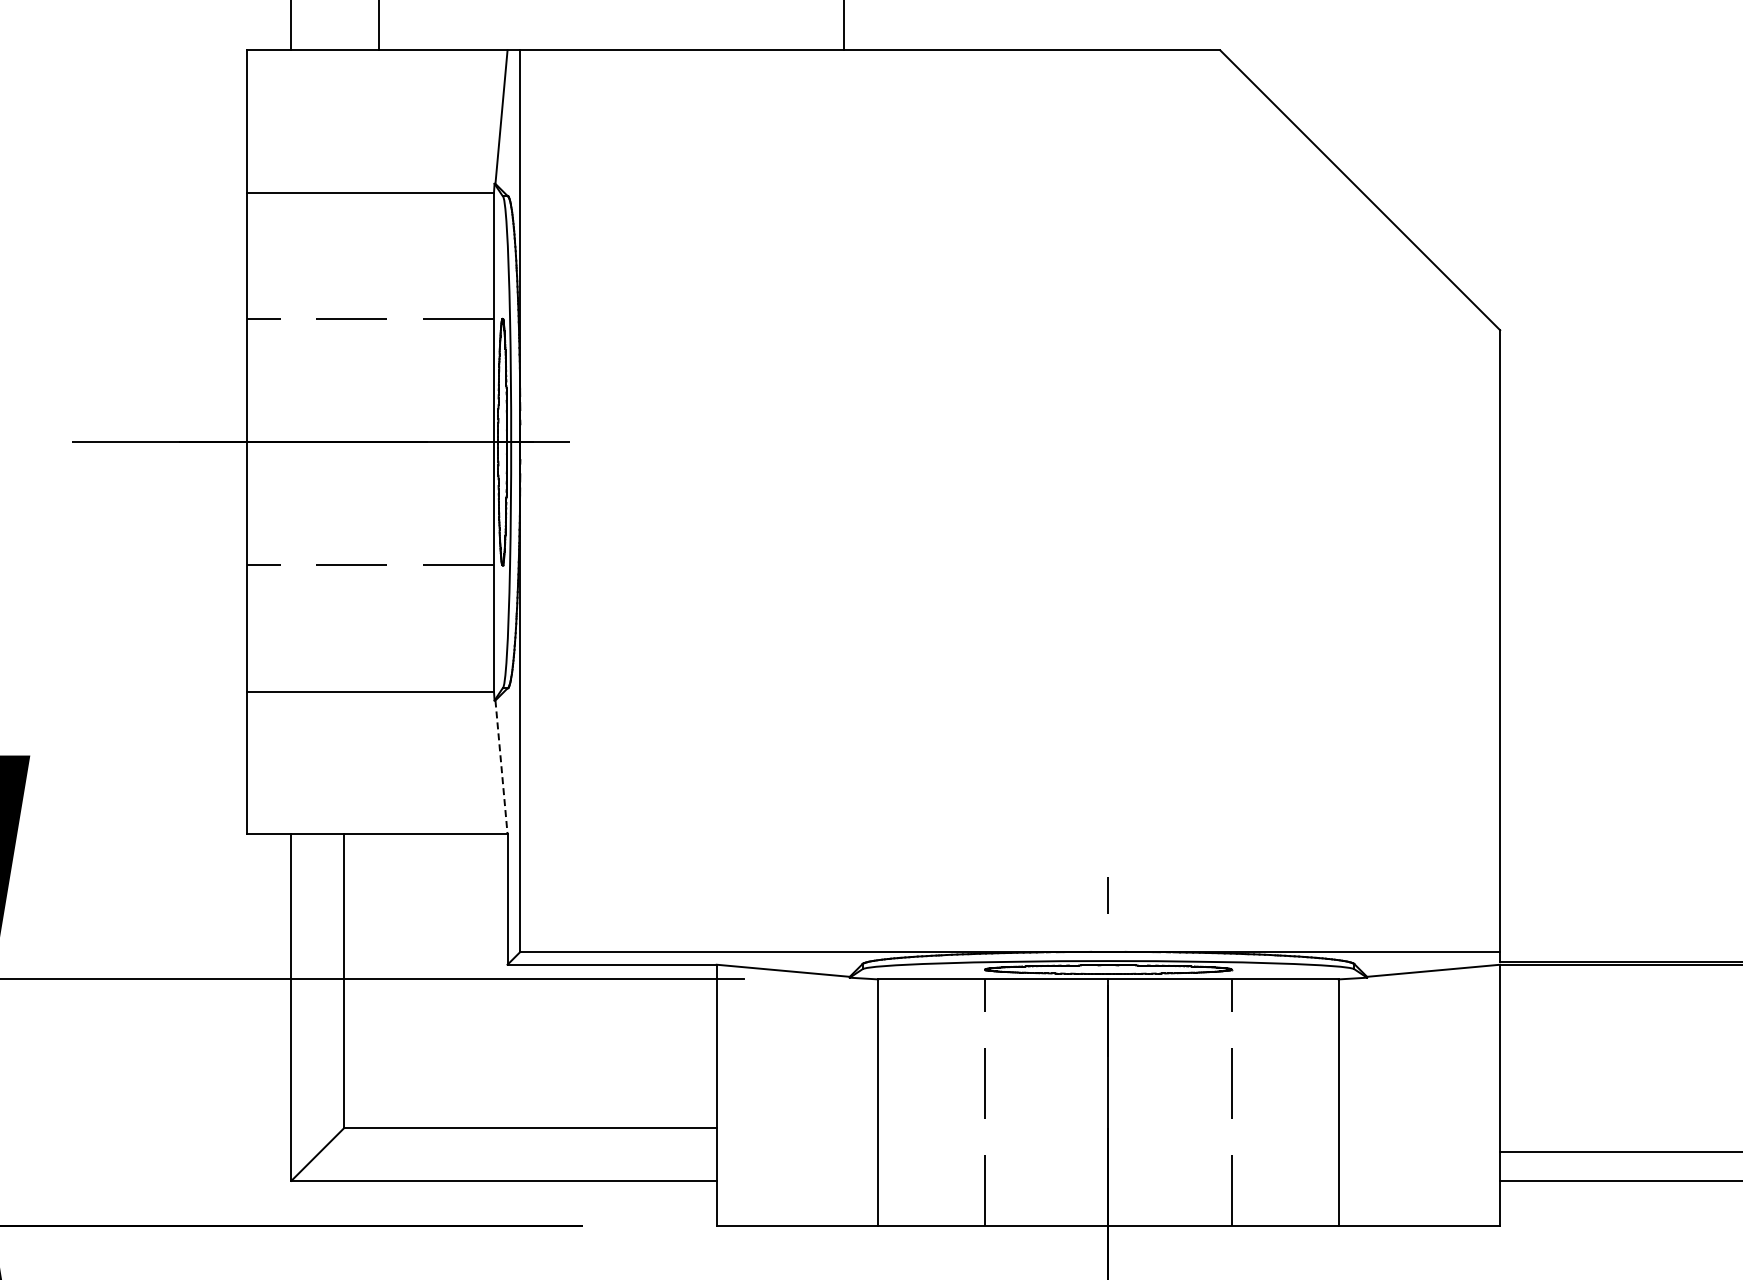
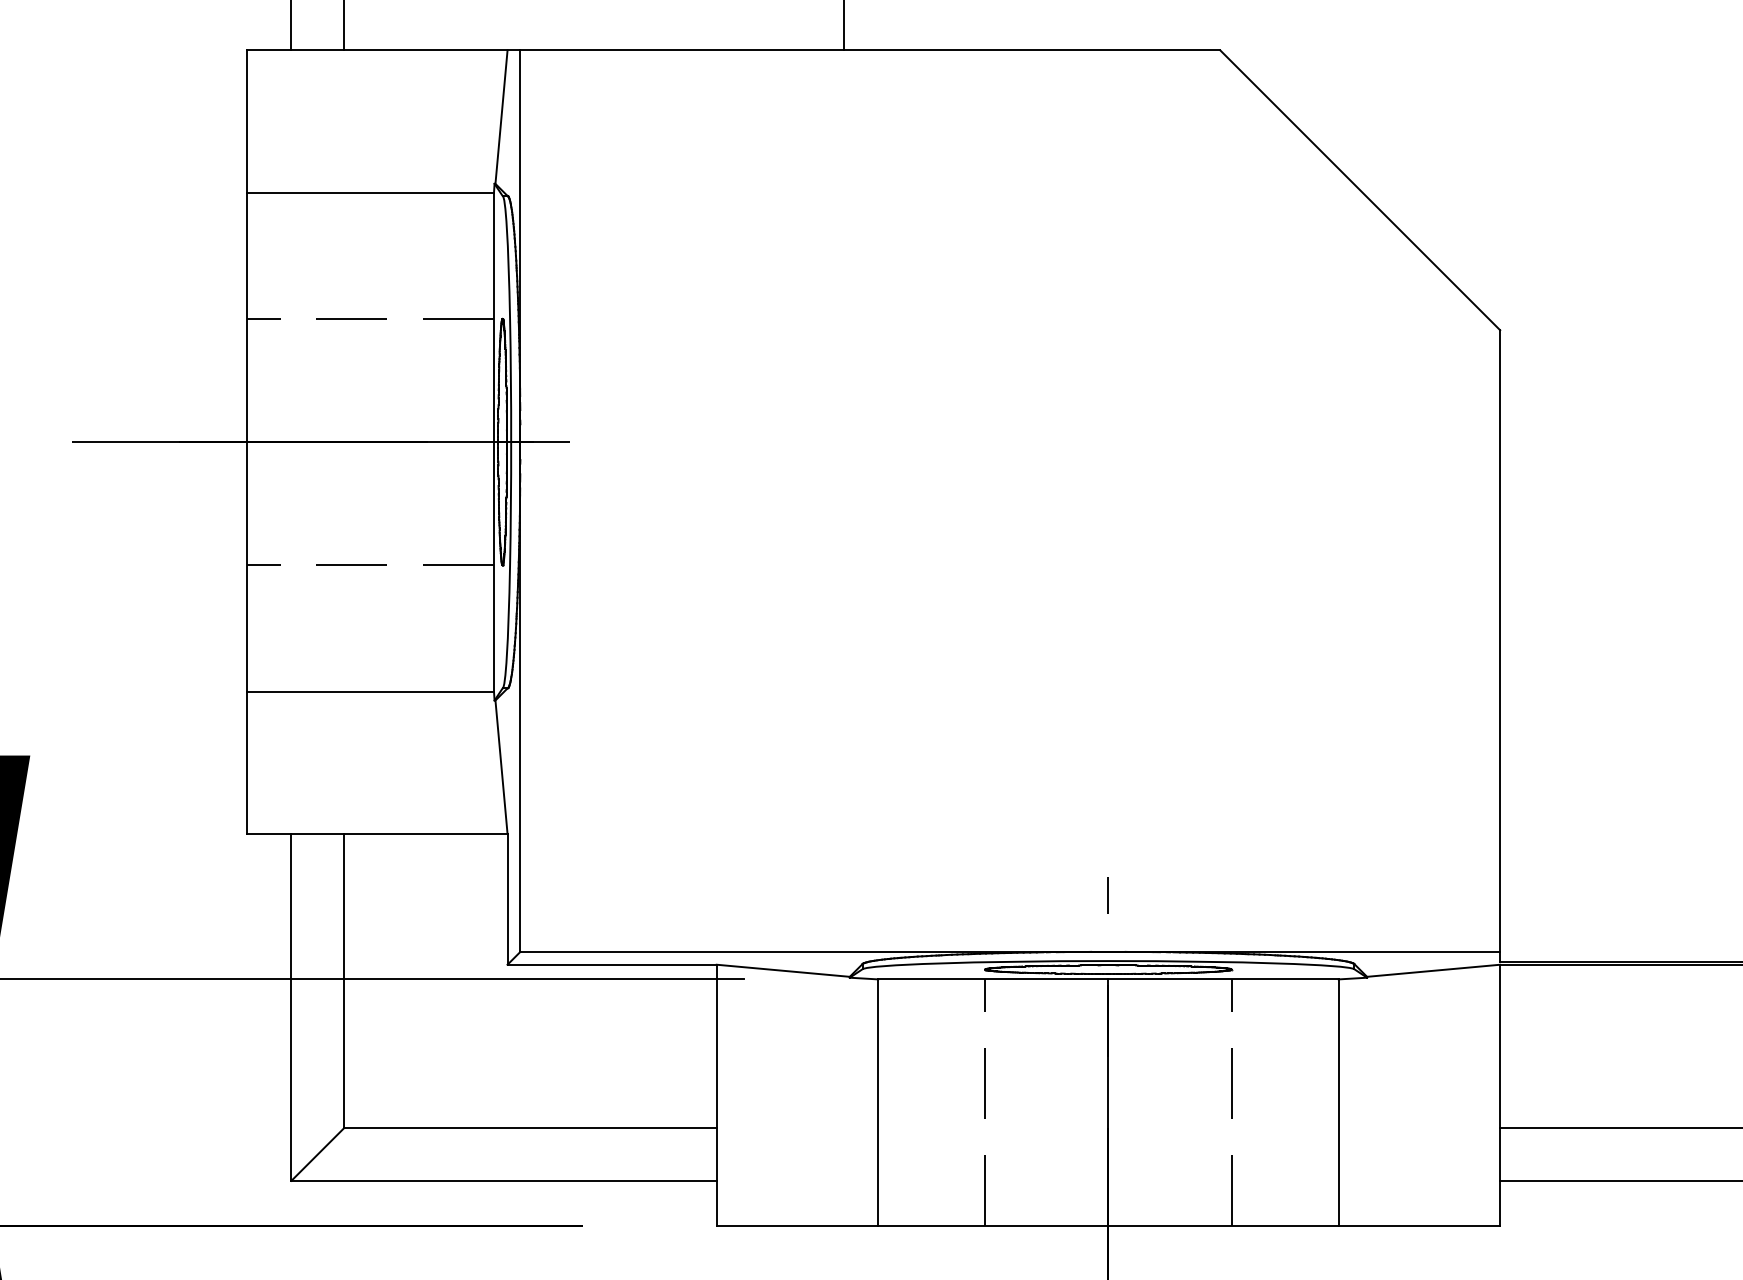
line position: (379, 26) -> (344, 26) (344, 26)
line: dashed -> solid (501, 767)
line position: (1619, 1152) -> (1619, 1128) (1619, 1128)
